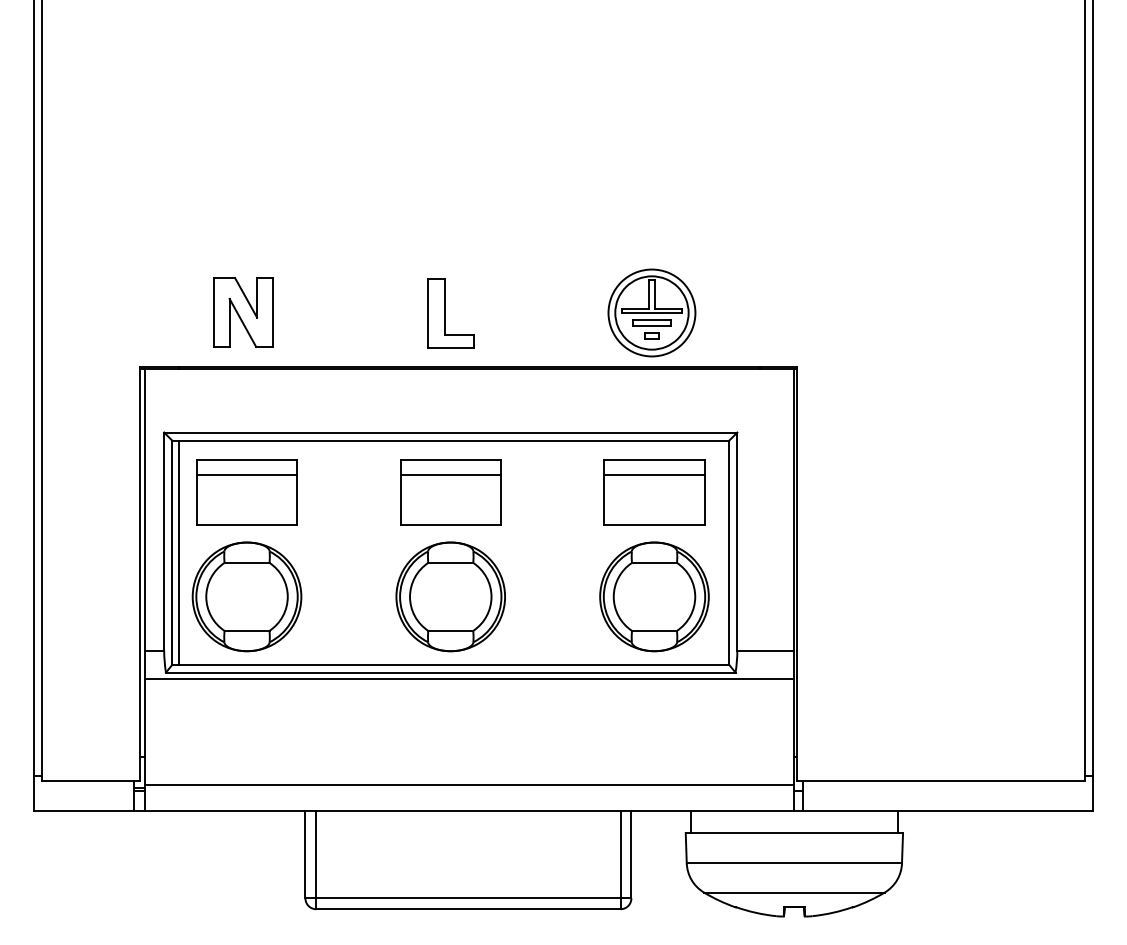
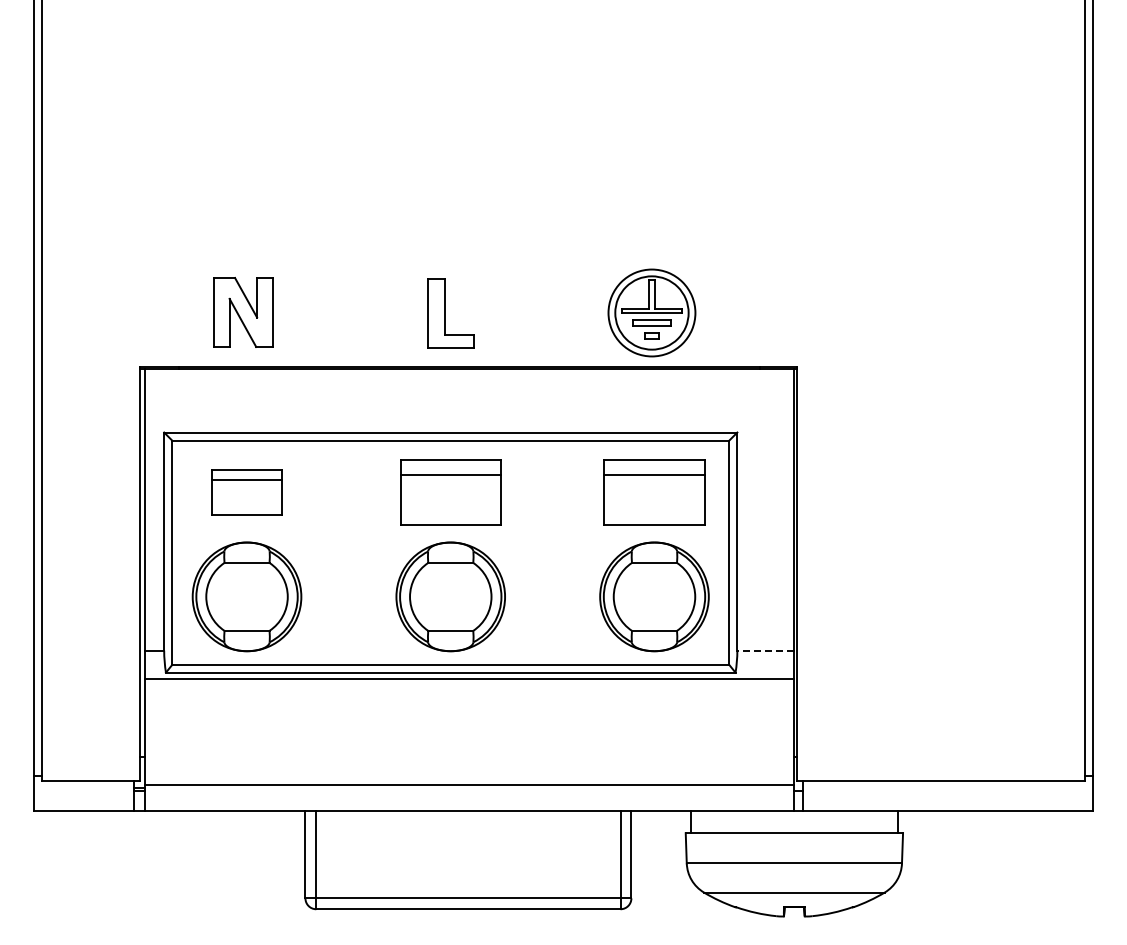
part size: 102x67 px -> 72x47 px (246, 492)
line: present -> none (179, 552)
line: solid -> dashed (765, 650)
